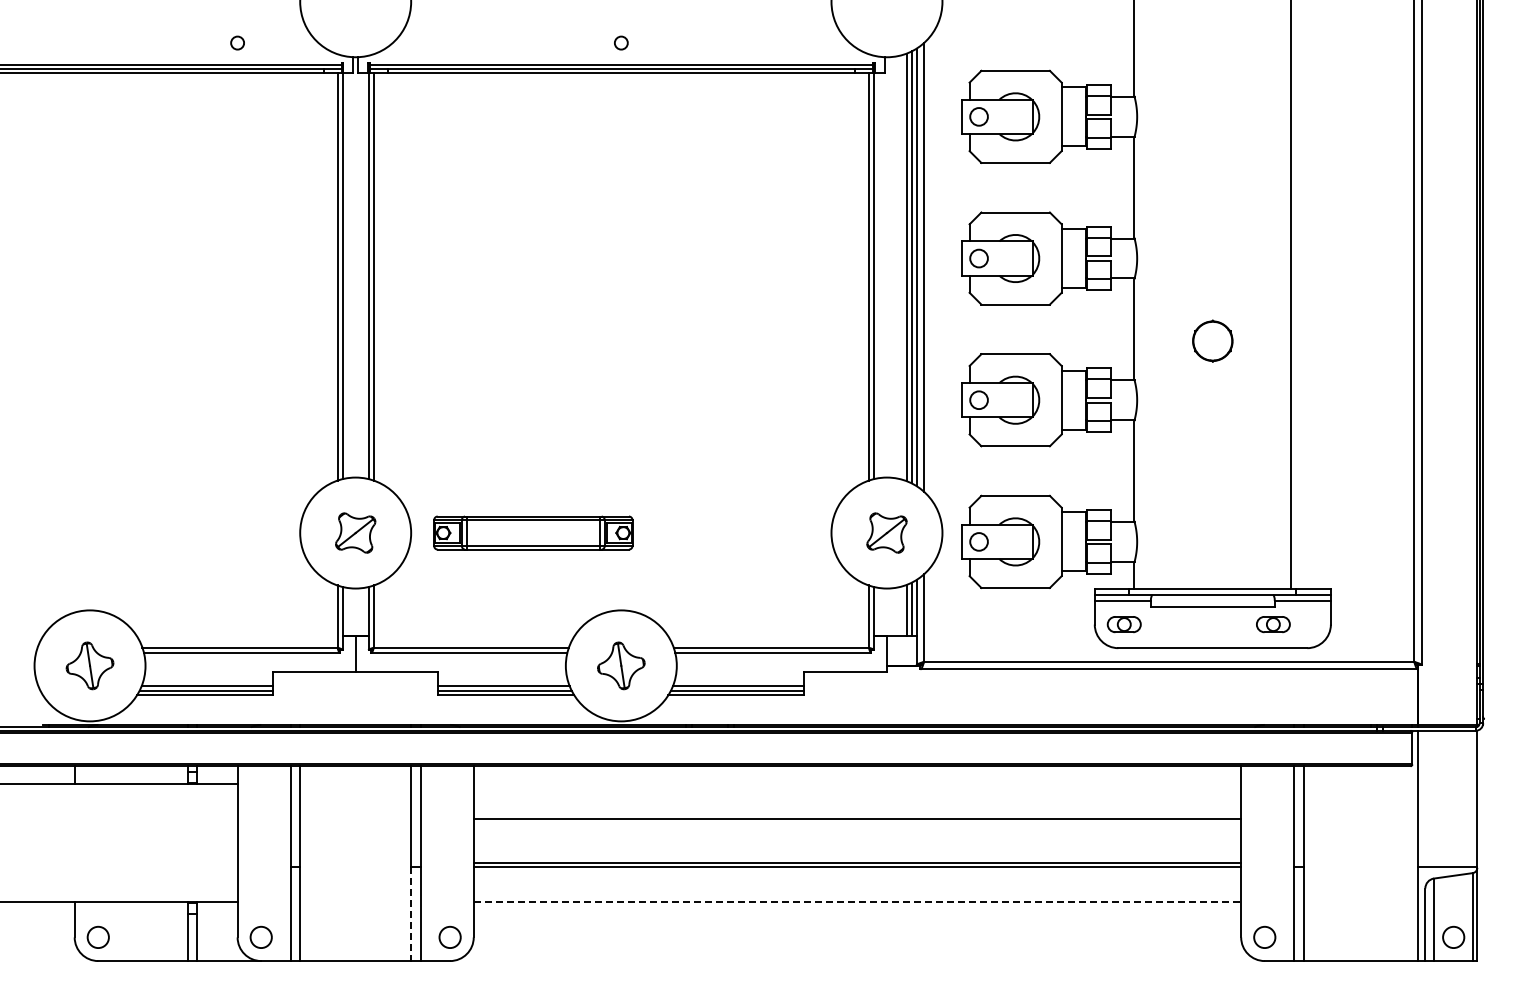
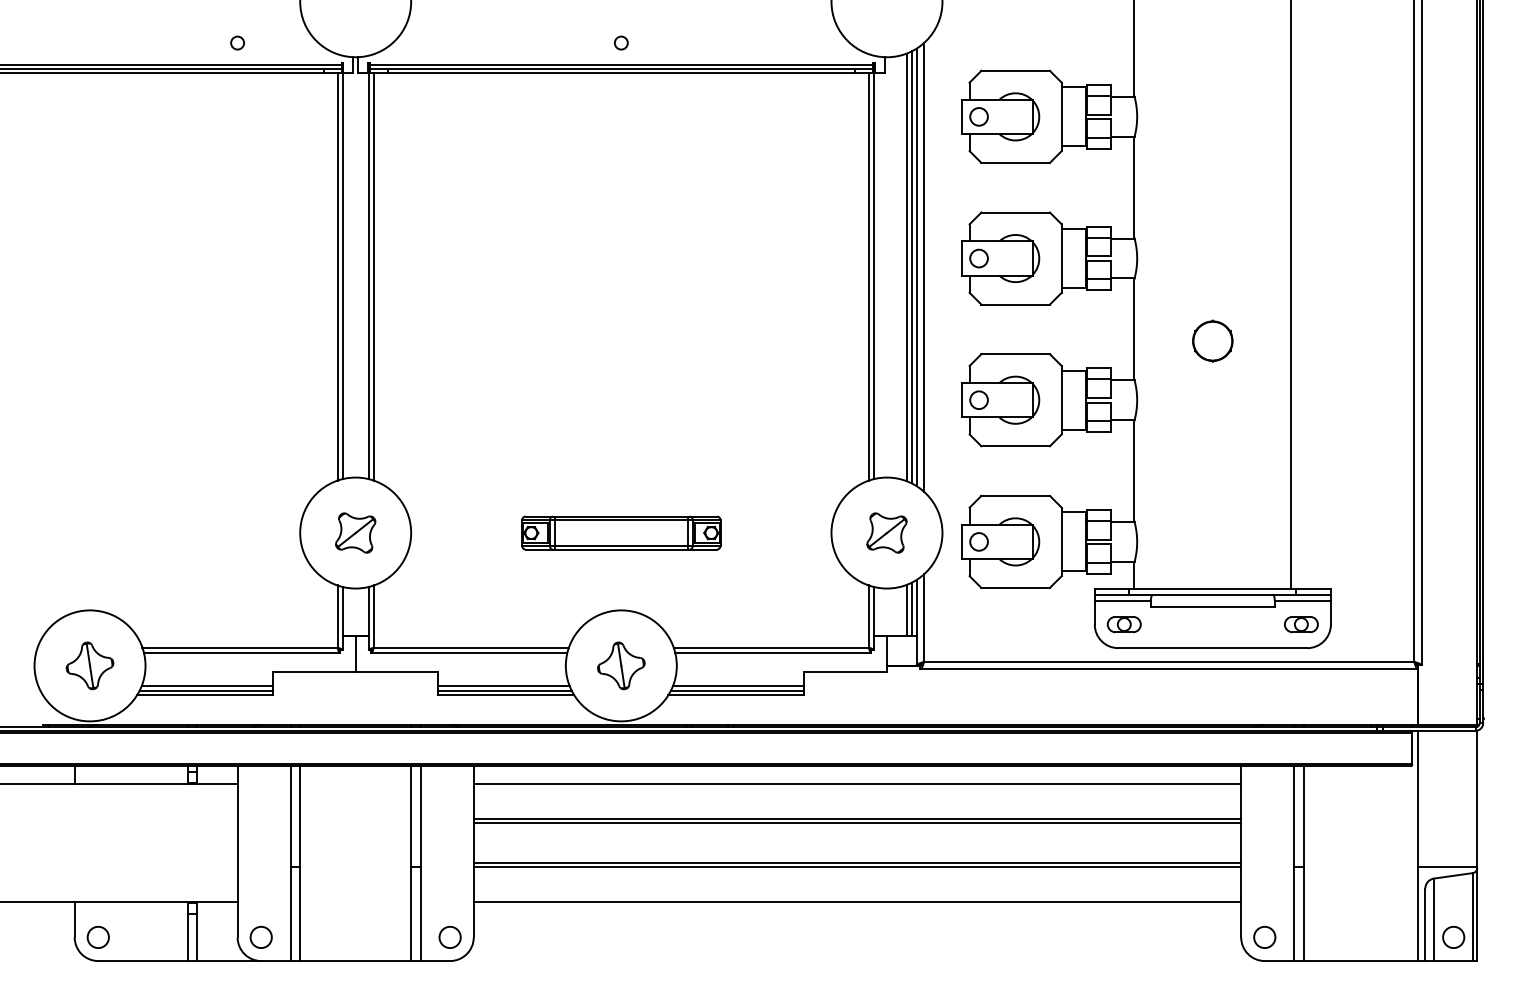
part position: (533, 532) -> (621, 532) (621, 532)
part position: (1273, 624) -> (1301, 624) (1301, 624)
line: none -> present (857, 783)
line: none -> present (857, 822)
line: dashed -> solid (857, 902)
line: dashed -> solid (411, 914)
